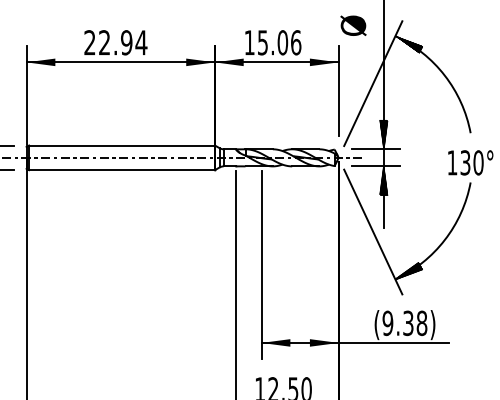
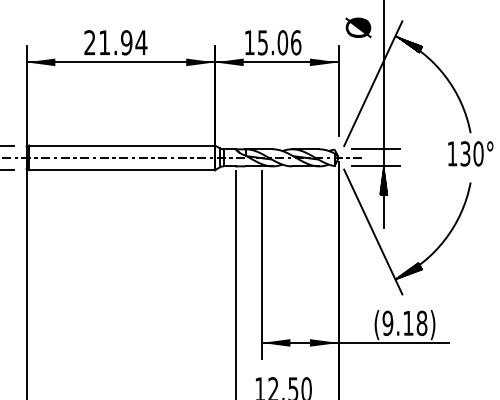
text position: (353, 25) -> (358, 27) (358, 27)
text: 22.94 -> 21.94 (104, 42)
hatch: present -> none (383, 134)
text position: (470, 162) -> (470, 153) (470, 153)
text: (9.38) -> (9.18) (408, 323)
